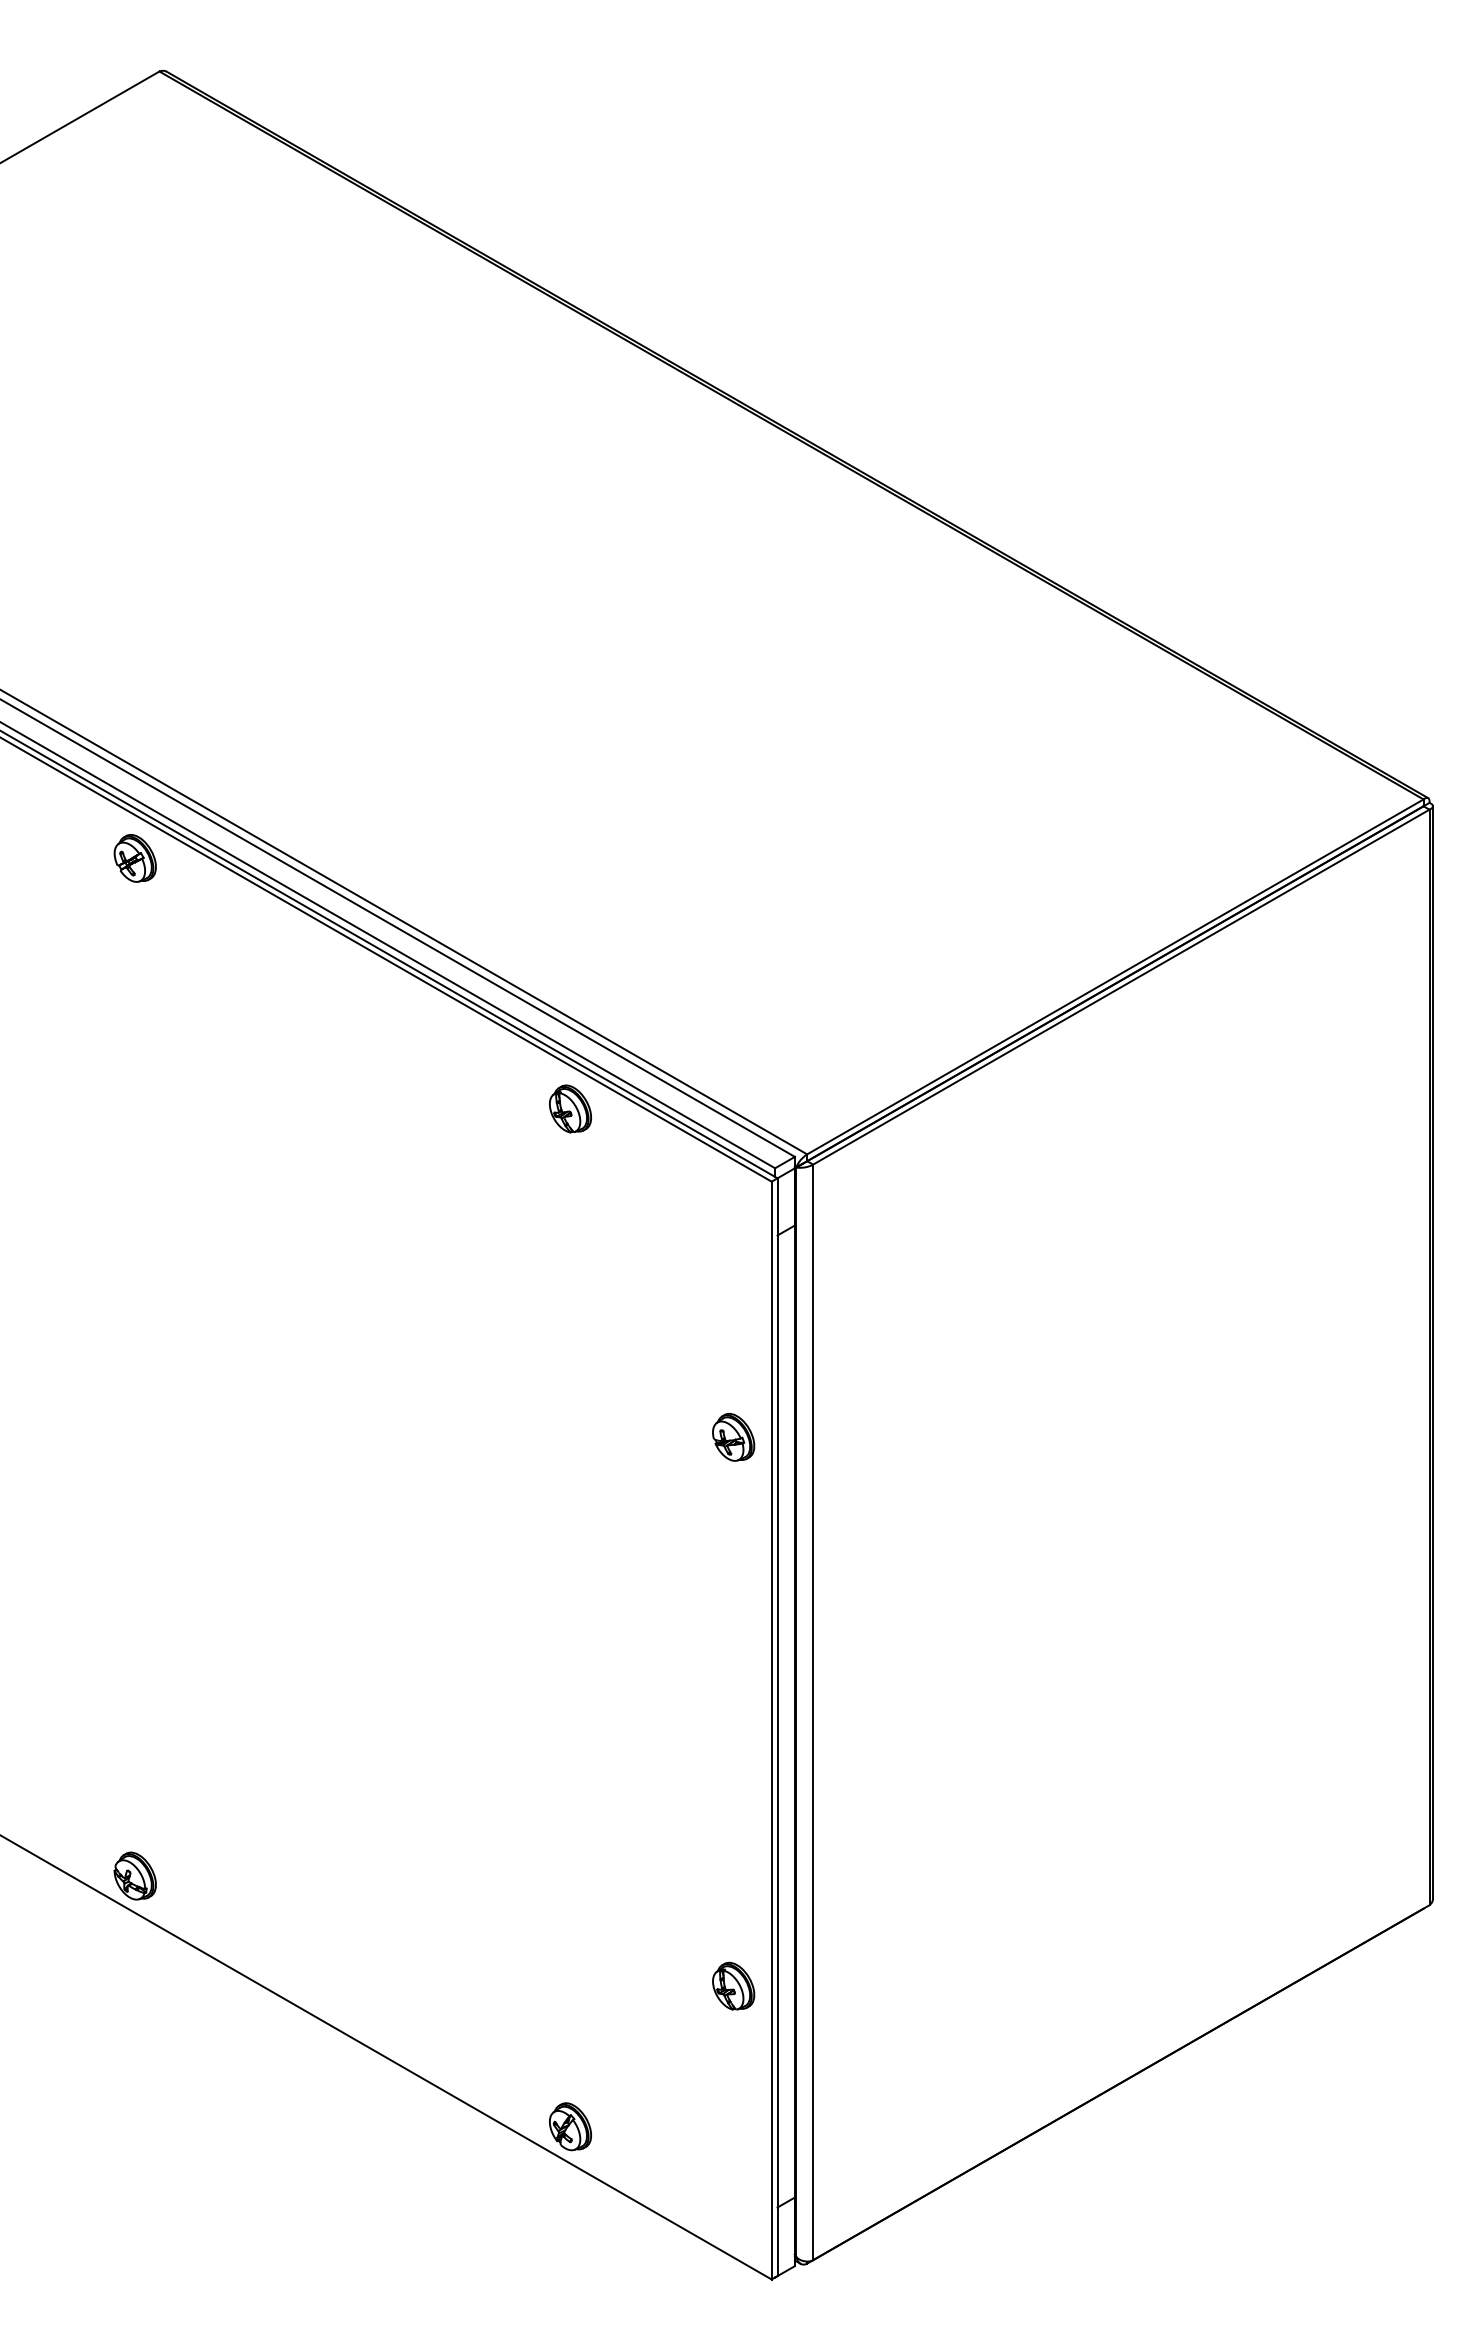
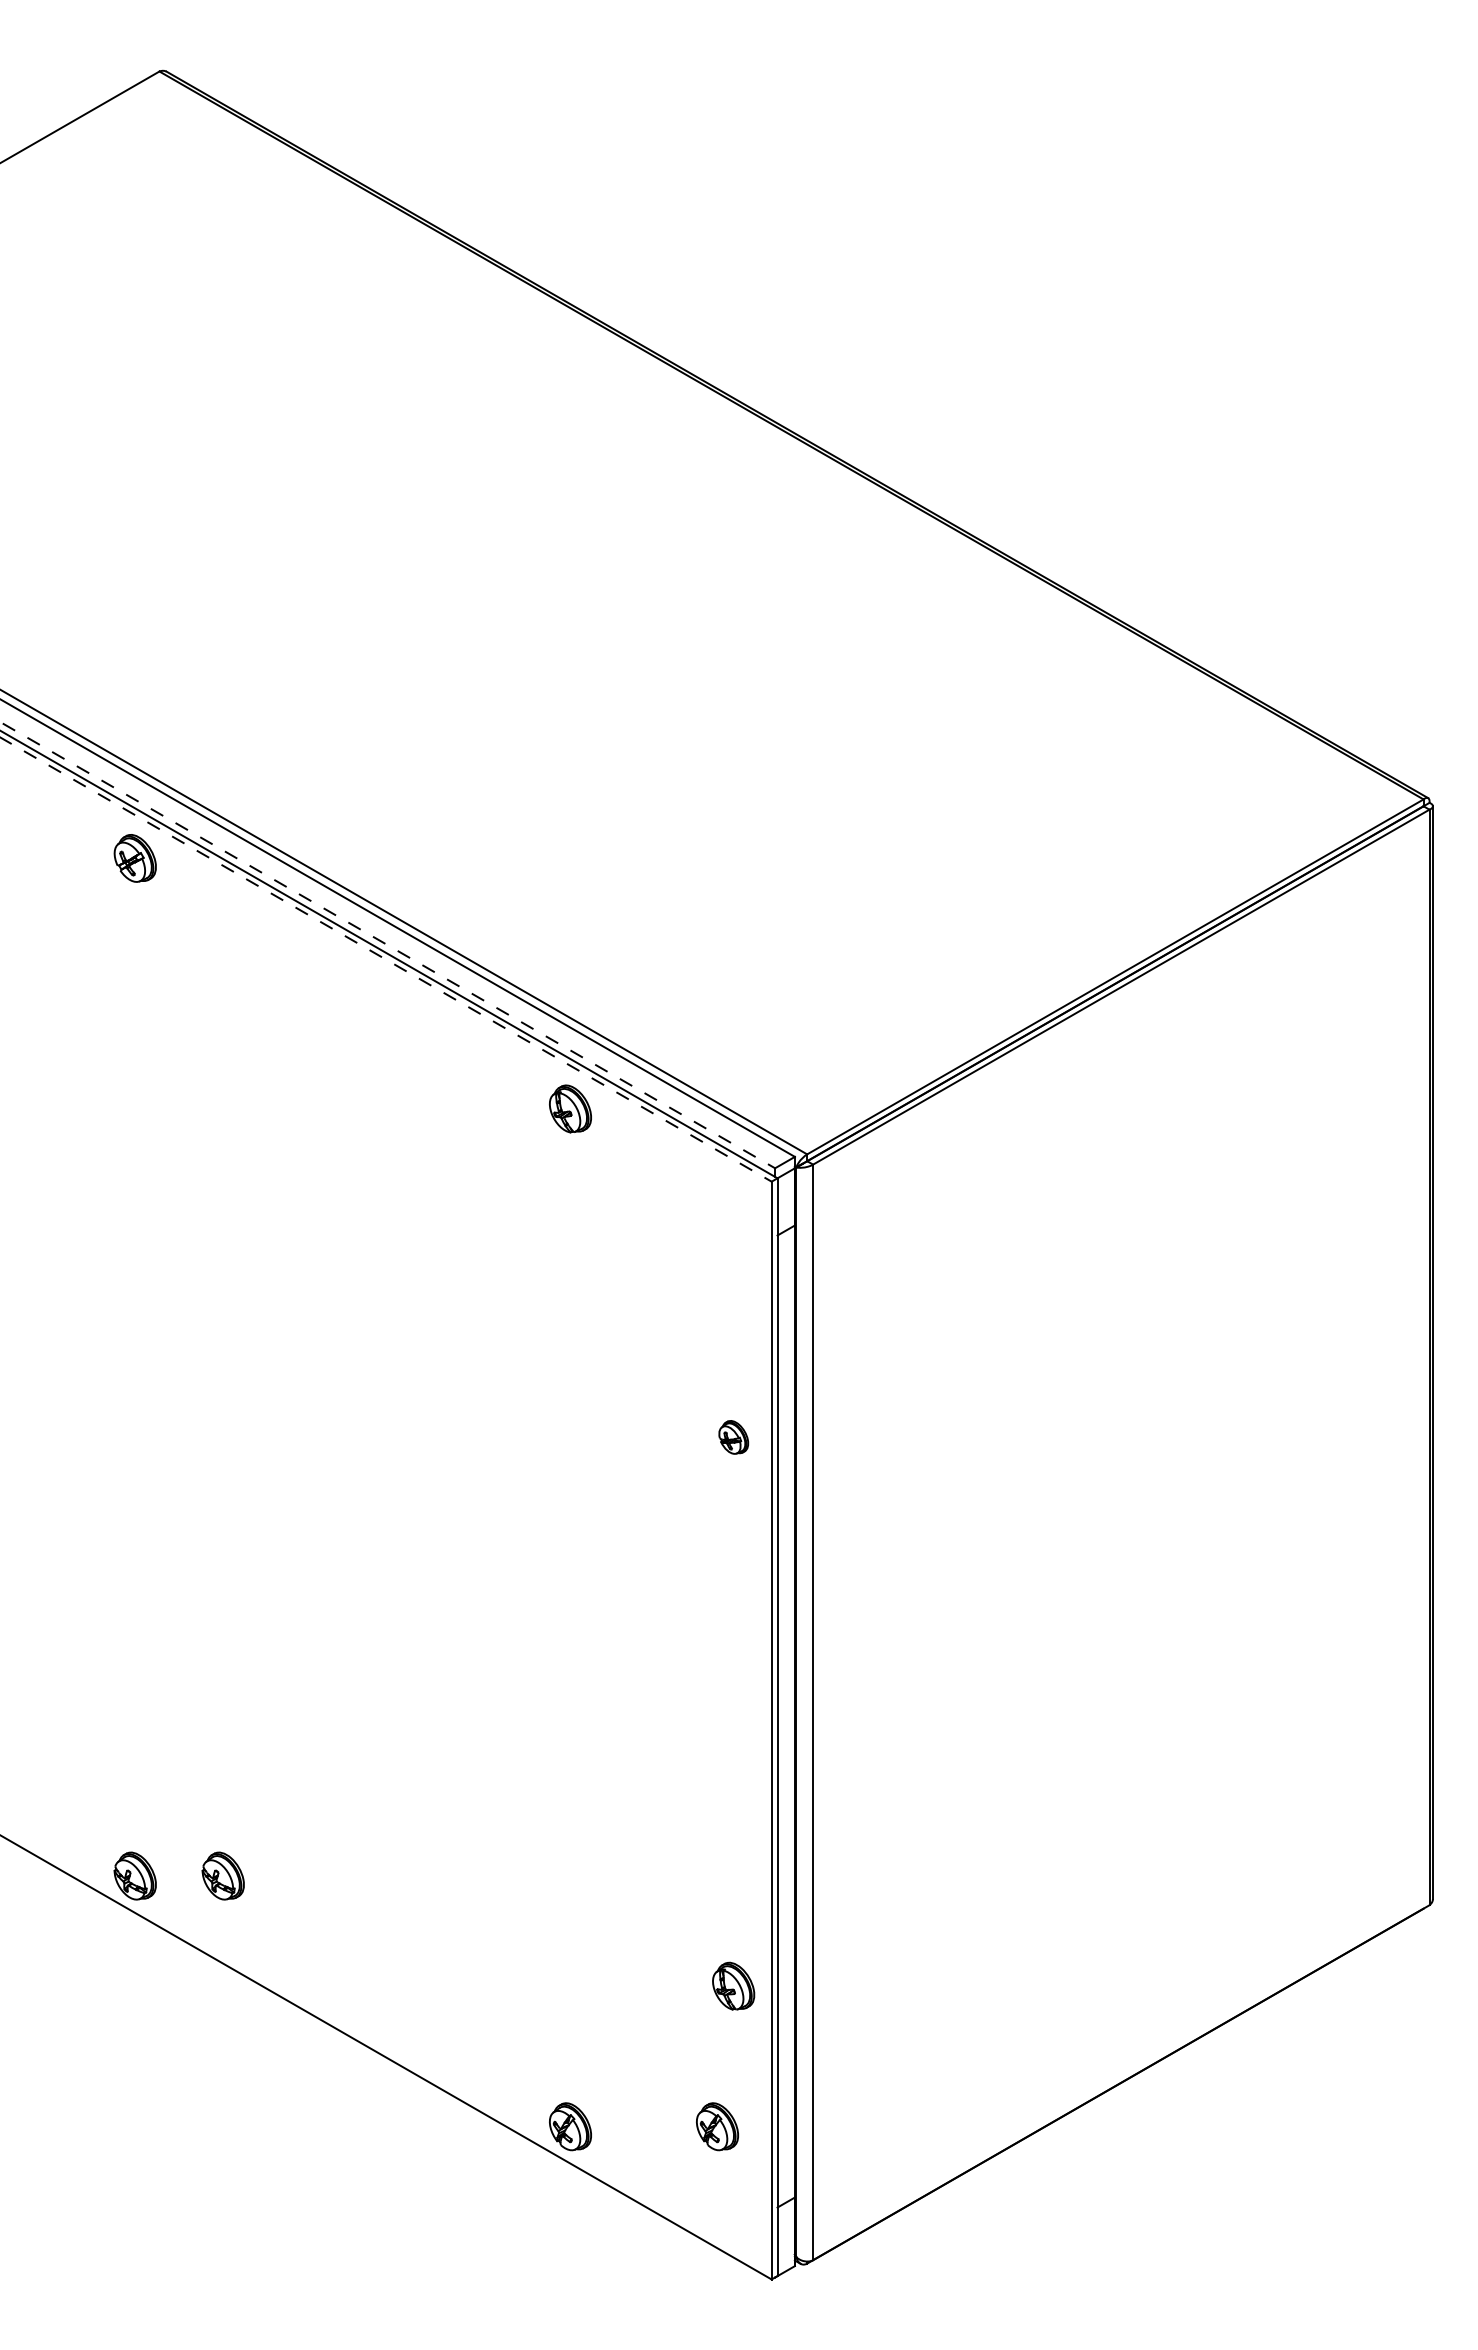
line: solid -> dashed (387, 945)
line: solid -> dashed (386, 959)
part size: 44x49 px -> 32x35 px (733, 1437)
part: none -> present (222, 1875)
part: none -> present (717, 2126)
